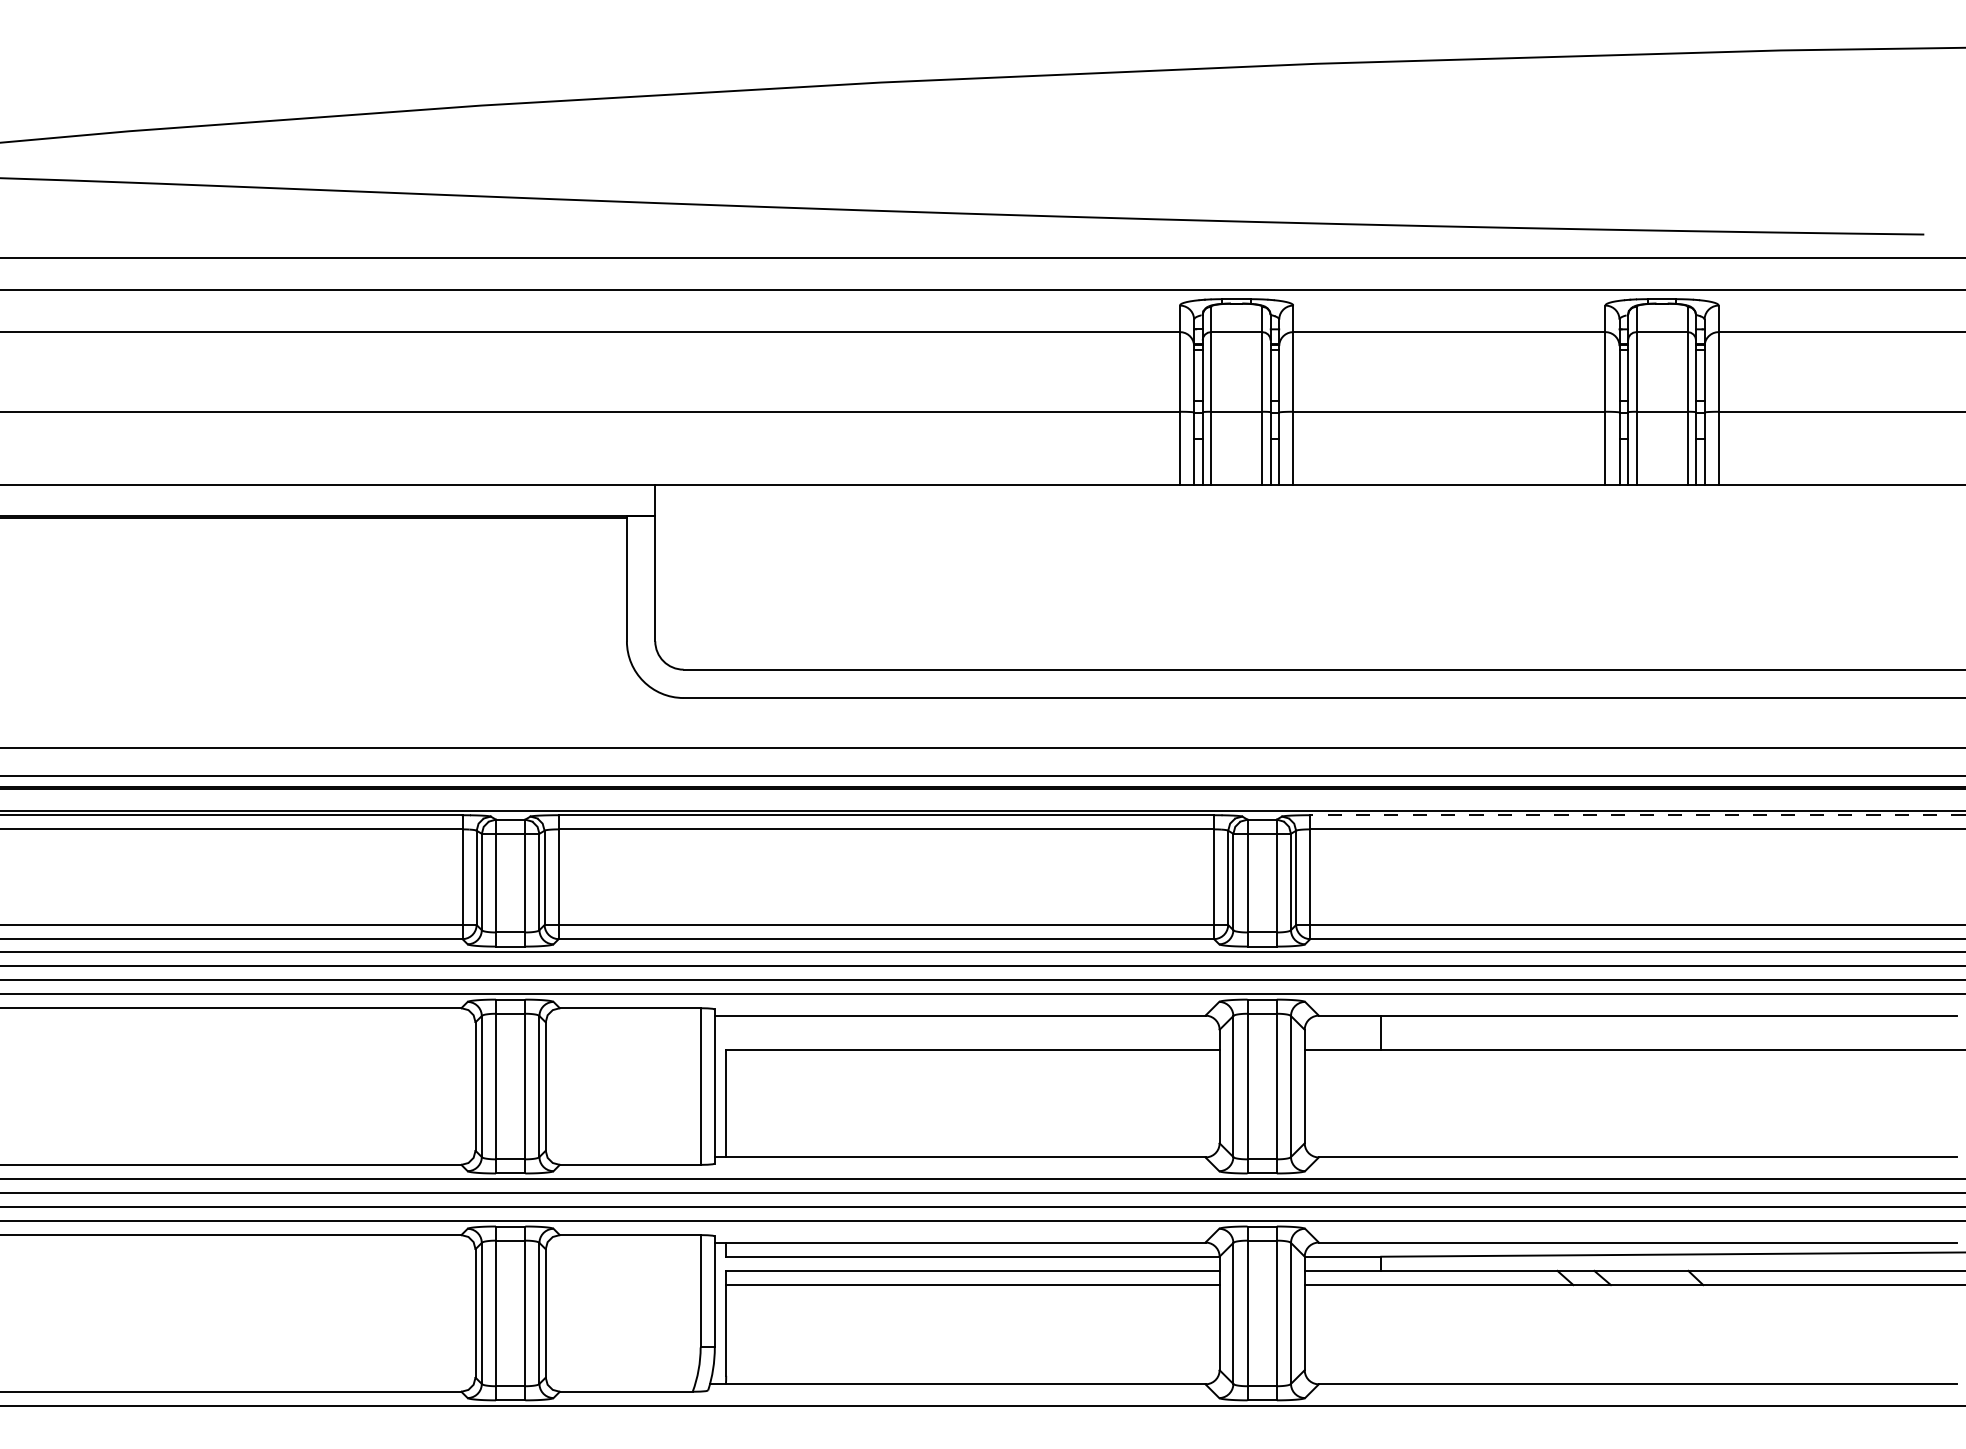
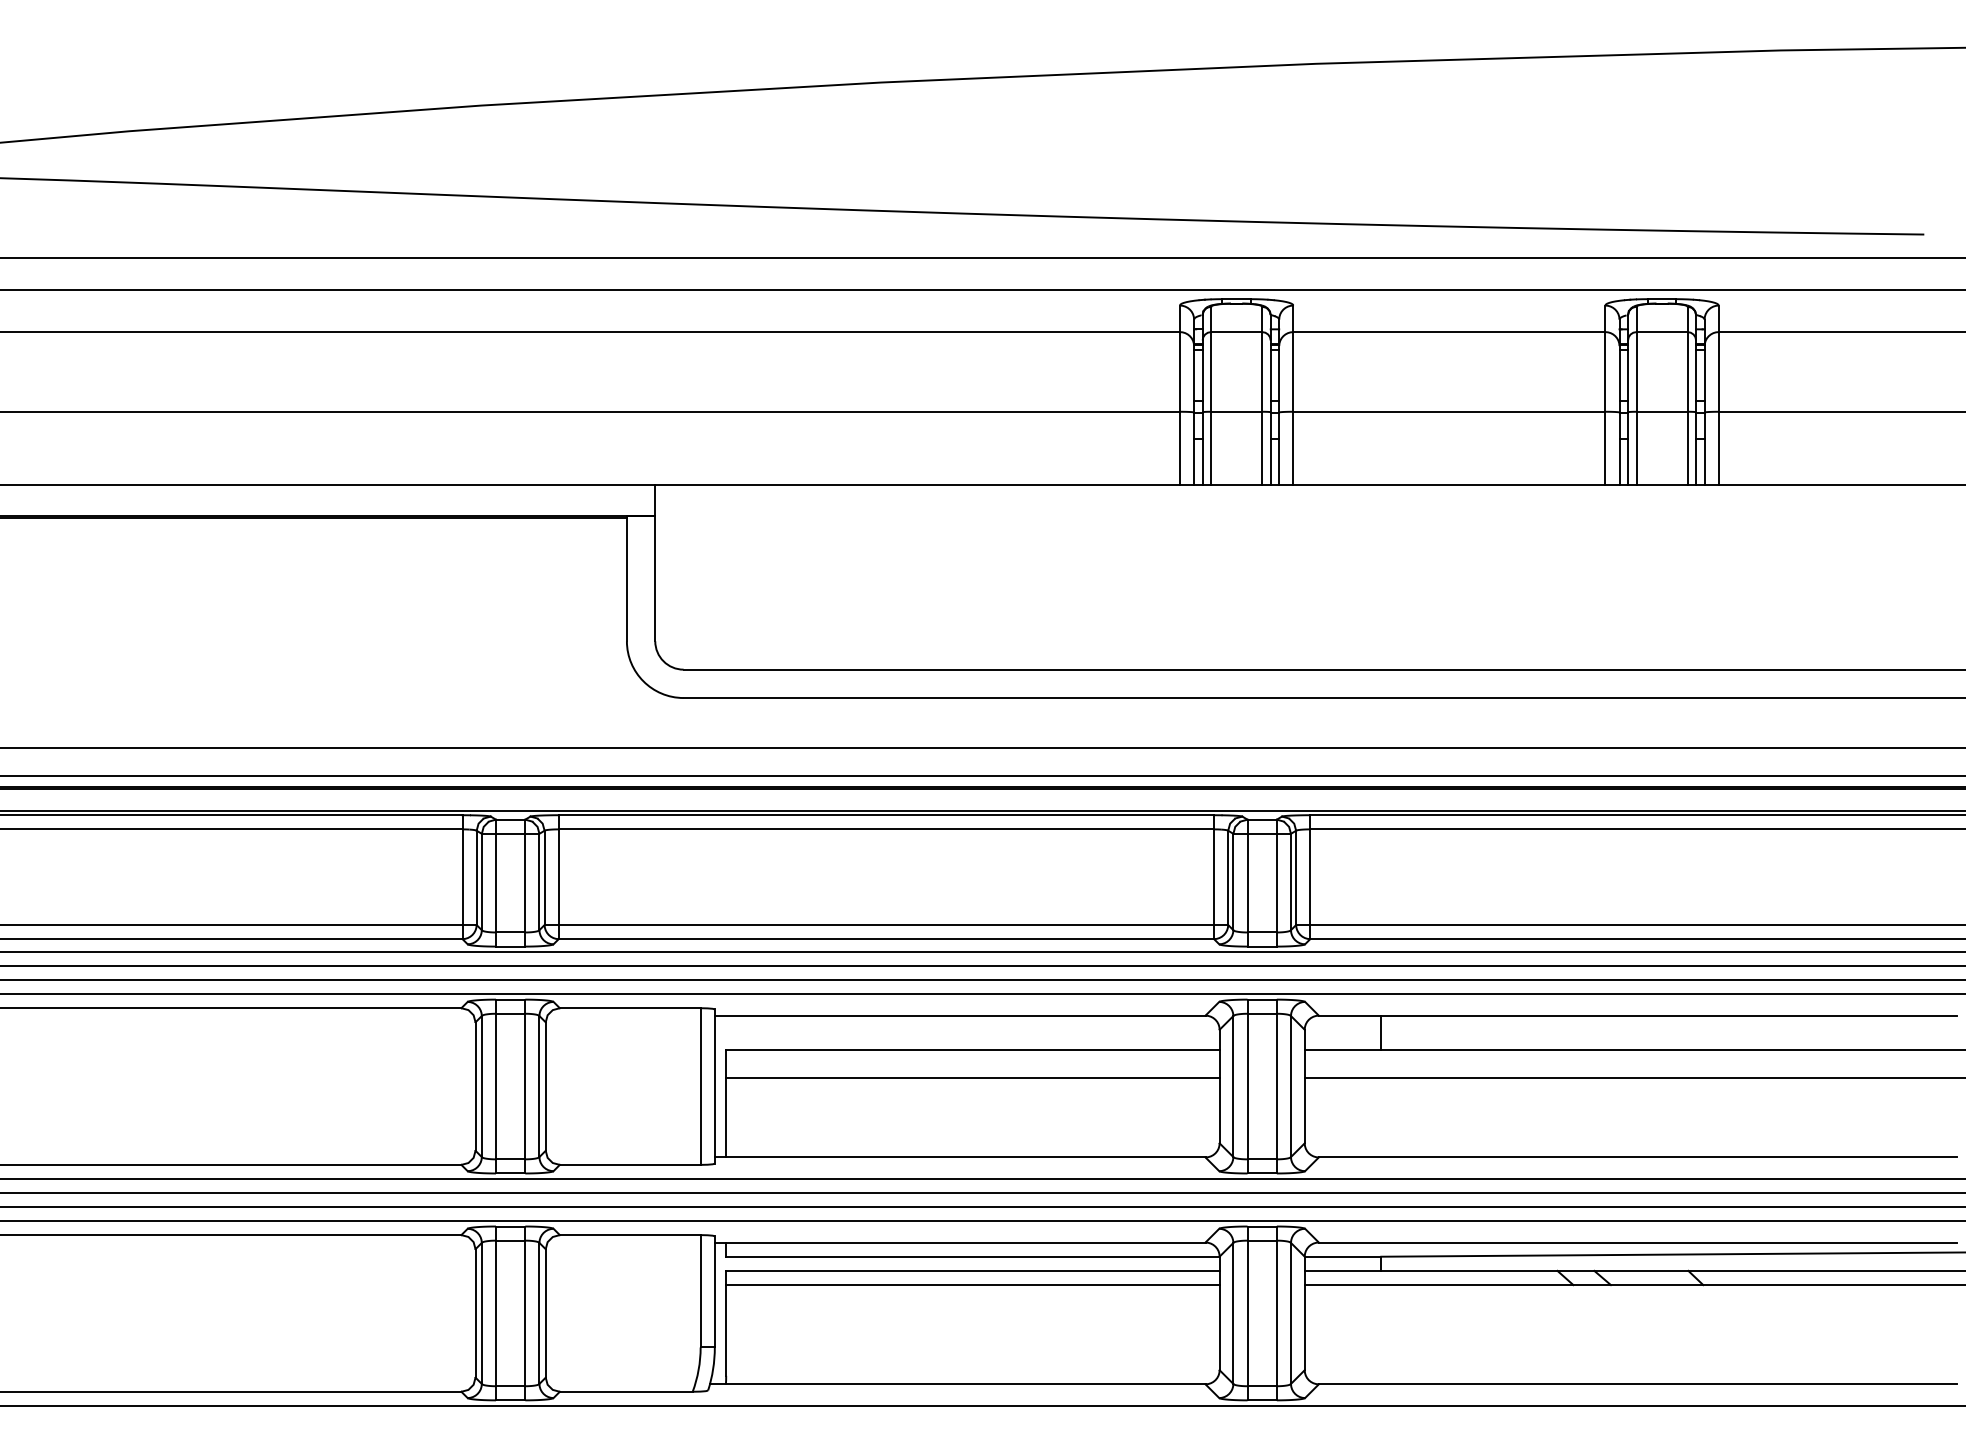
line: dashed -> solid (1637, 815)
line: none -> present (972, 1078)
line: none -> present (1633, 1078)
